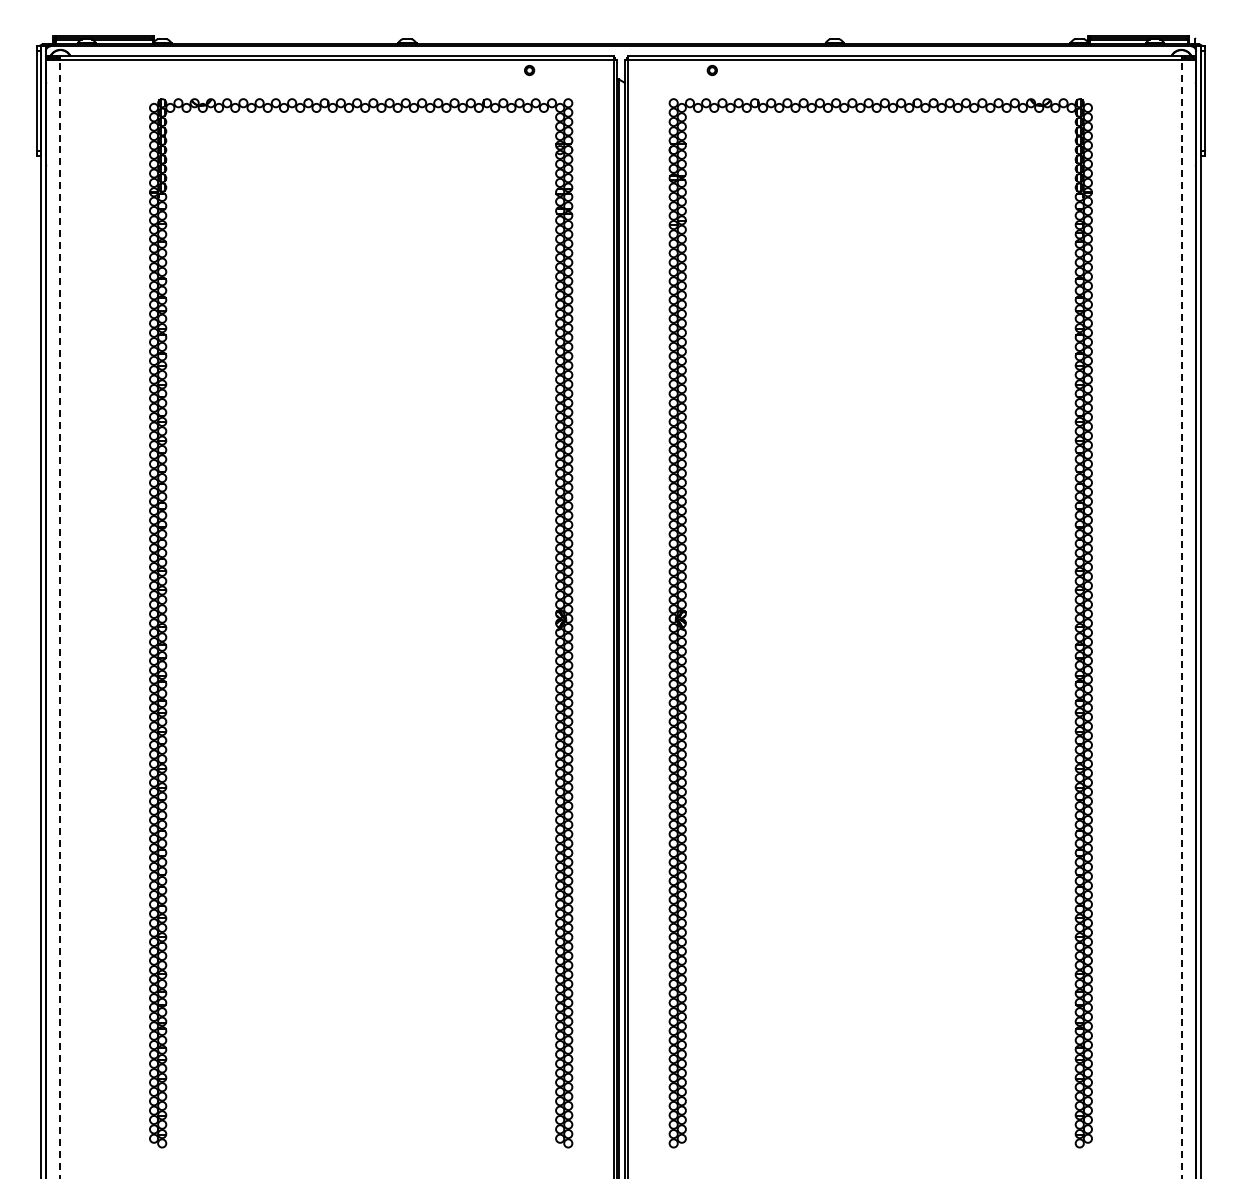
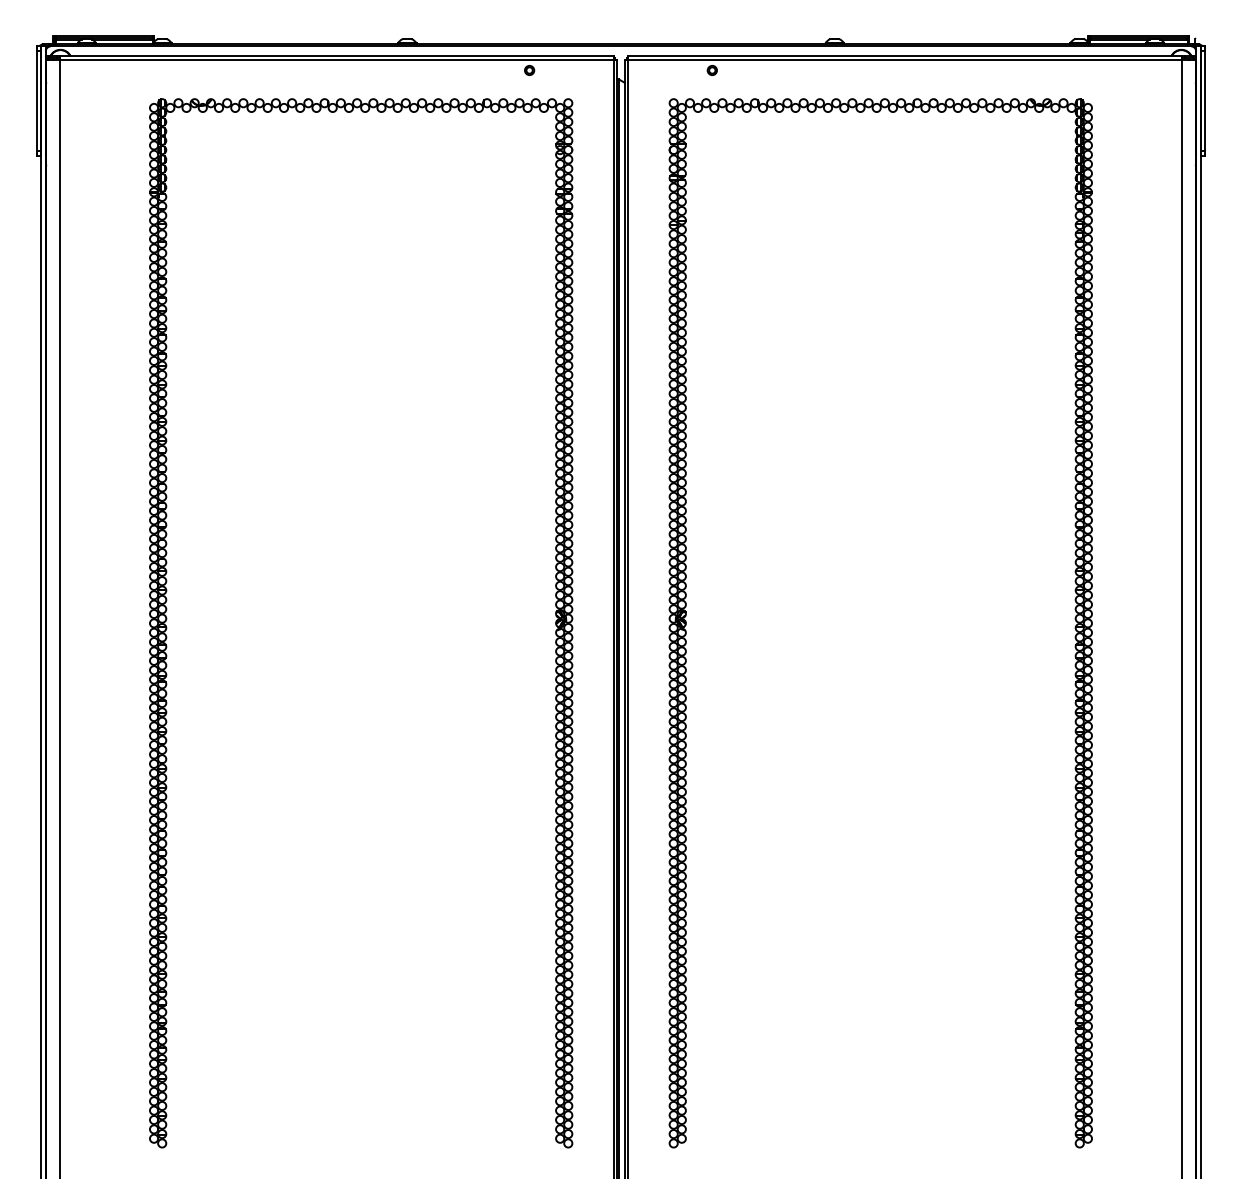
line: dashed -> solid (59, 618)
line: dashed -> solid (1182, 618)
